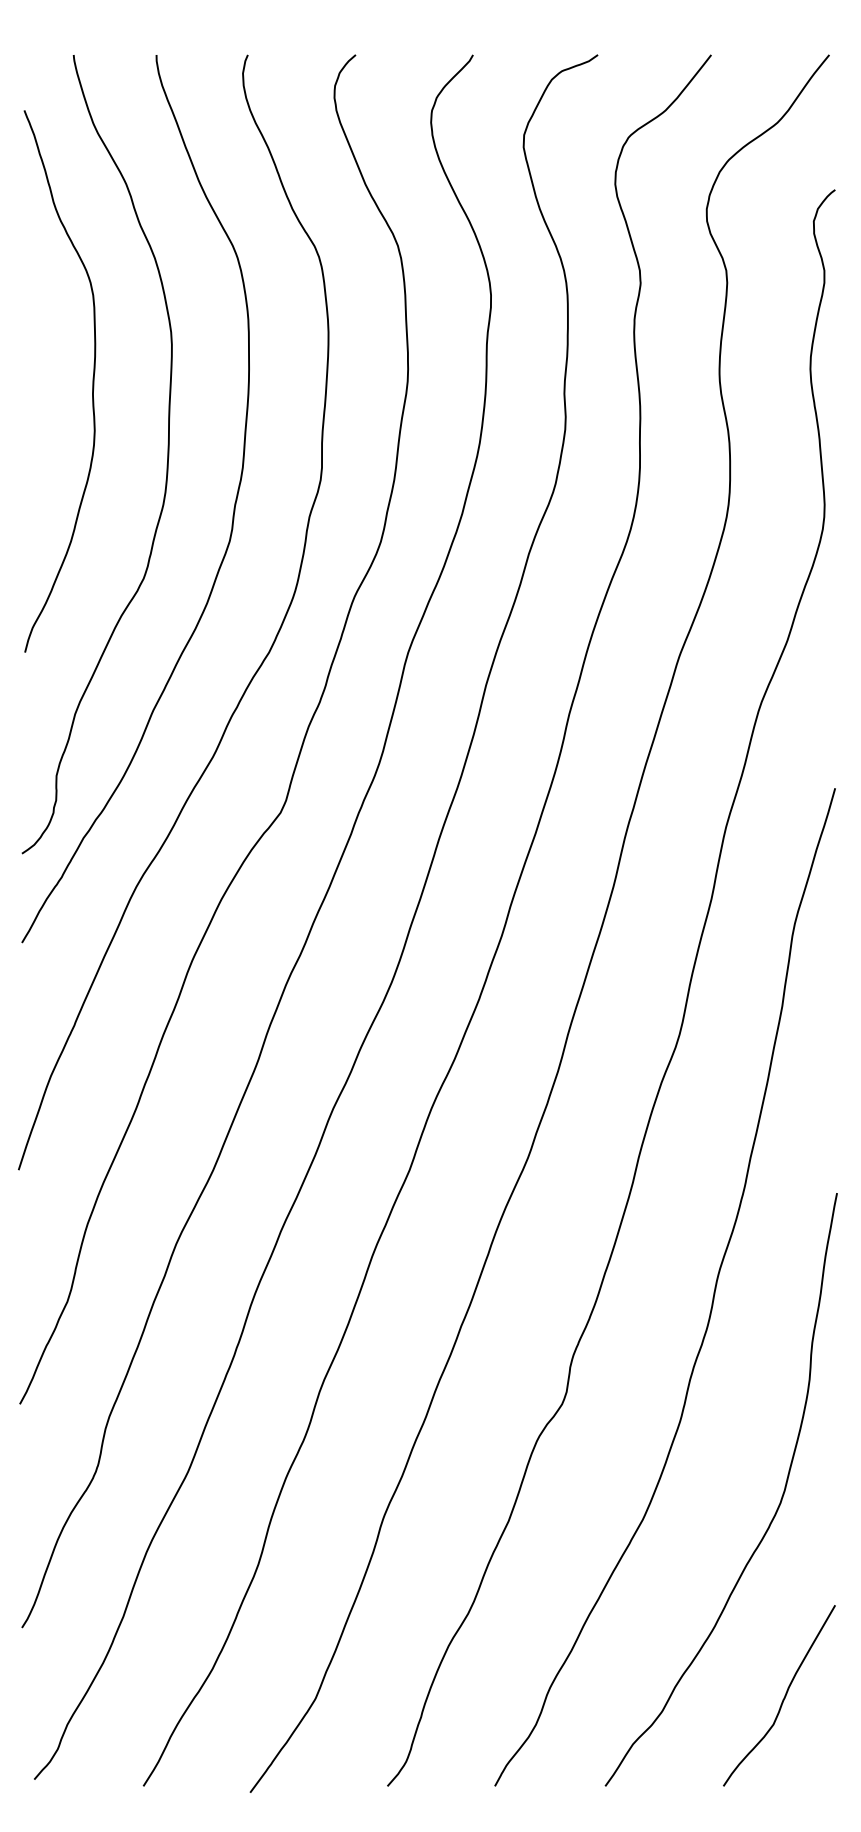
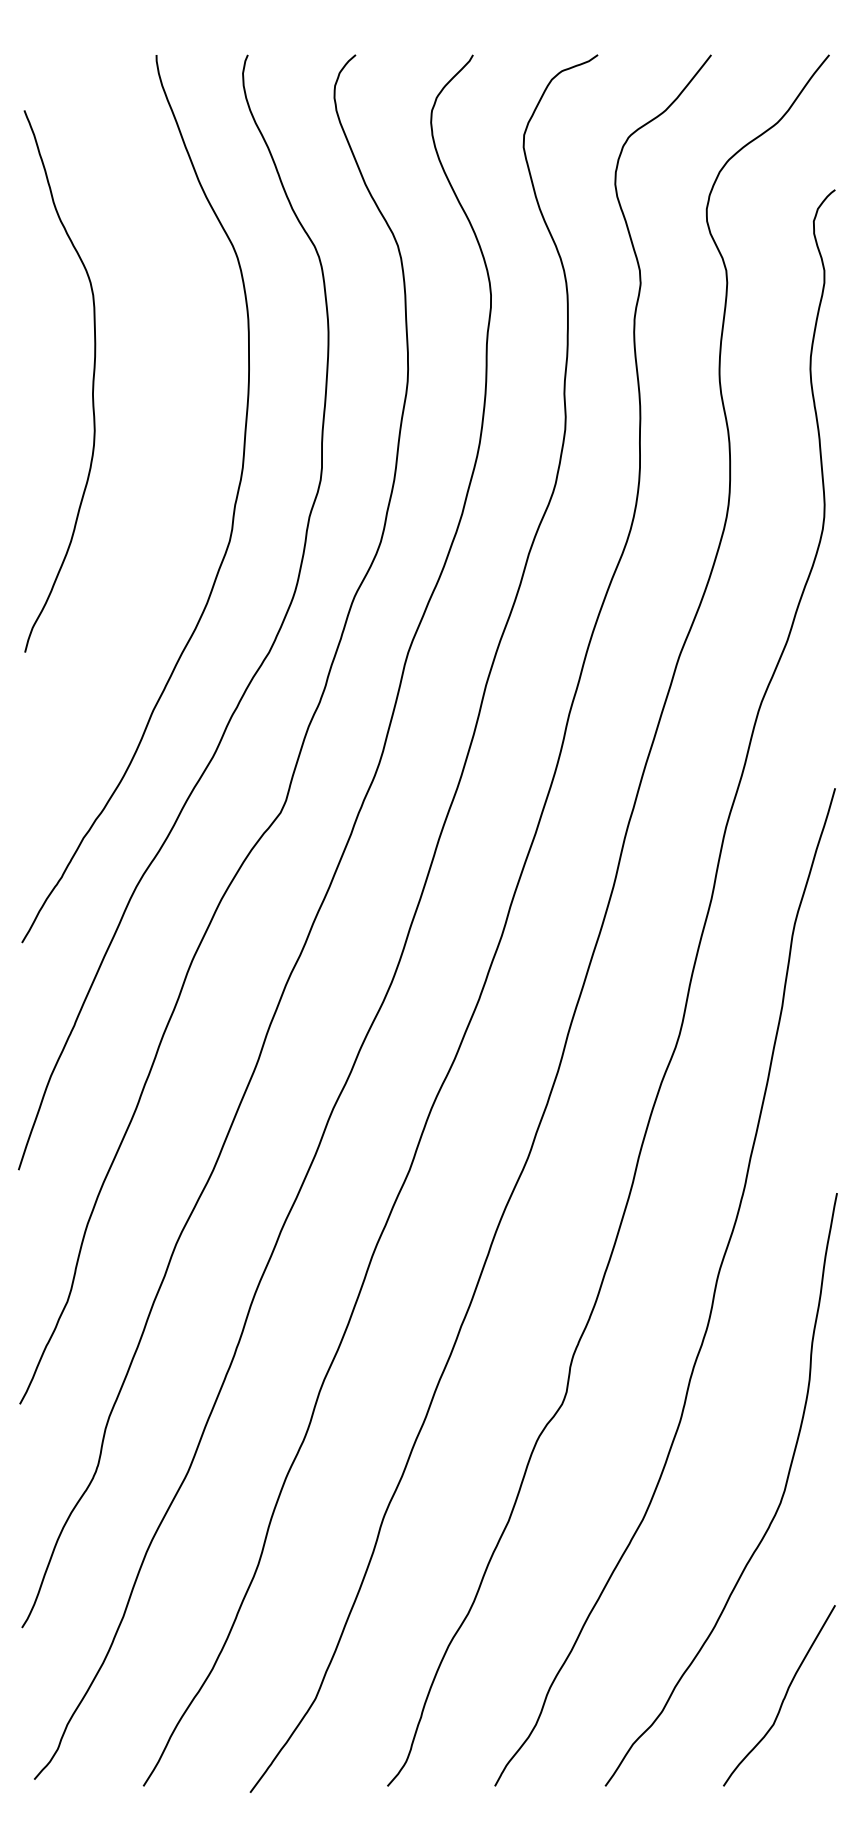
curve: present -> none (166, 464)
